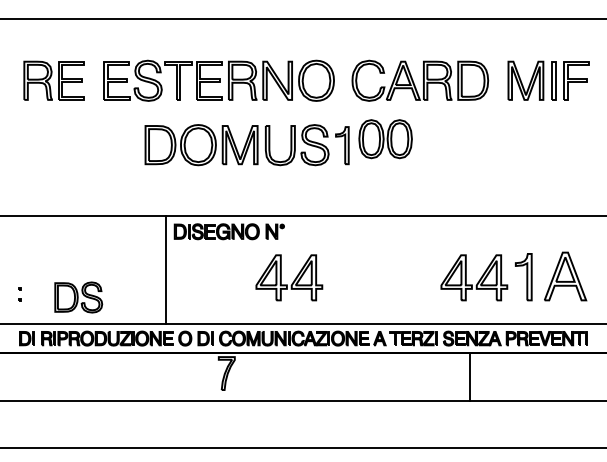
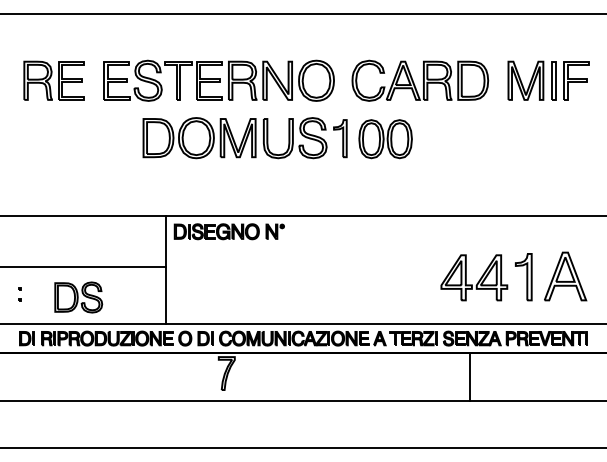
line position: (302, 18) -> (302, 13) (302, 13)
part position: (246, 145) -> (244, 138) (244, 138)
line: none -> present (83, 266)
part: present -> none (289, 277)
